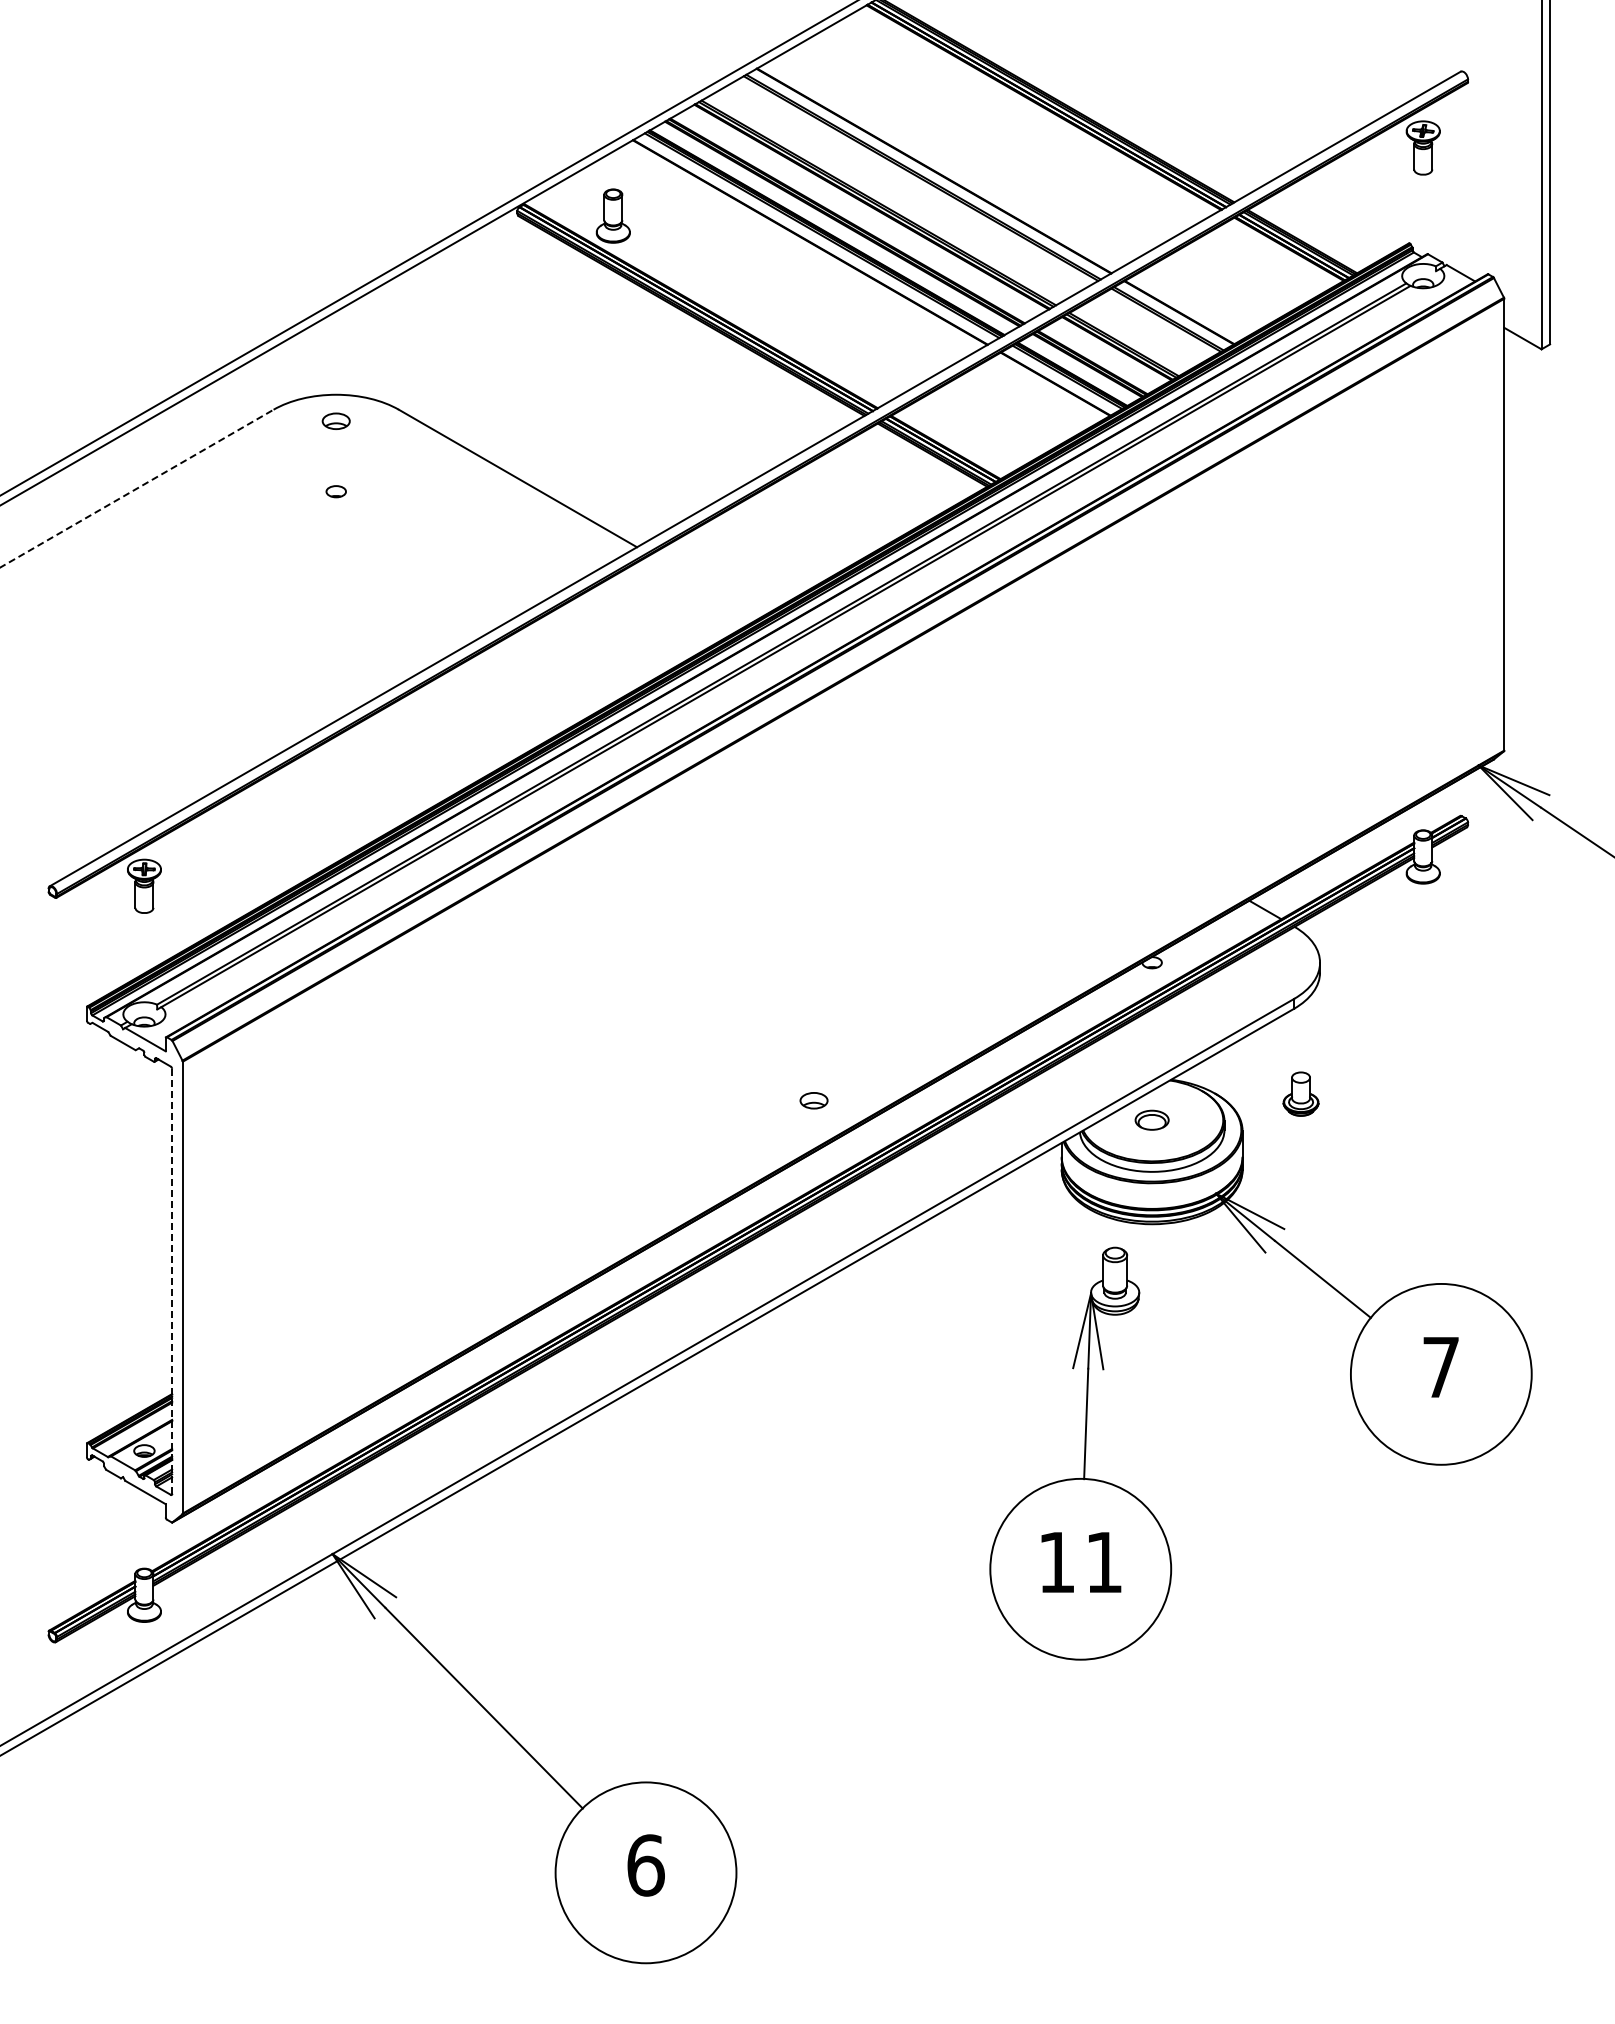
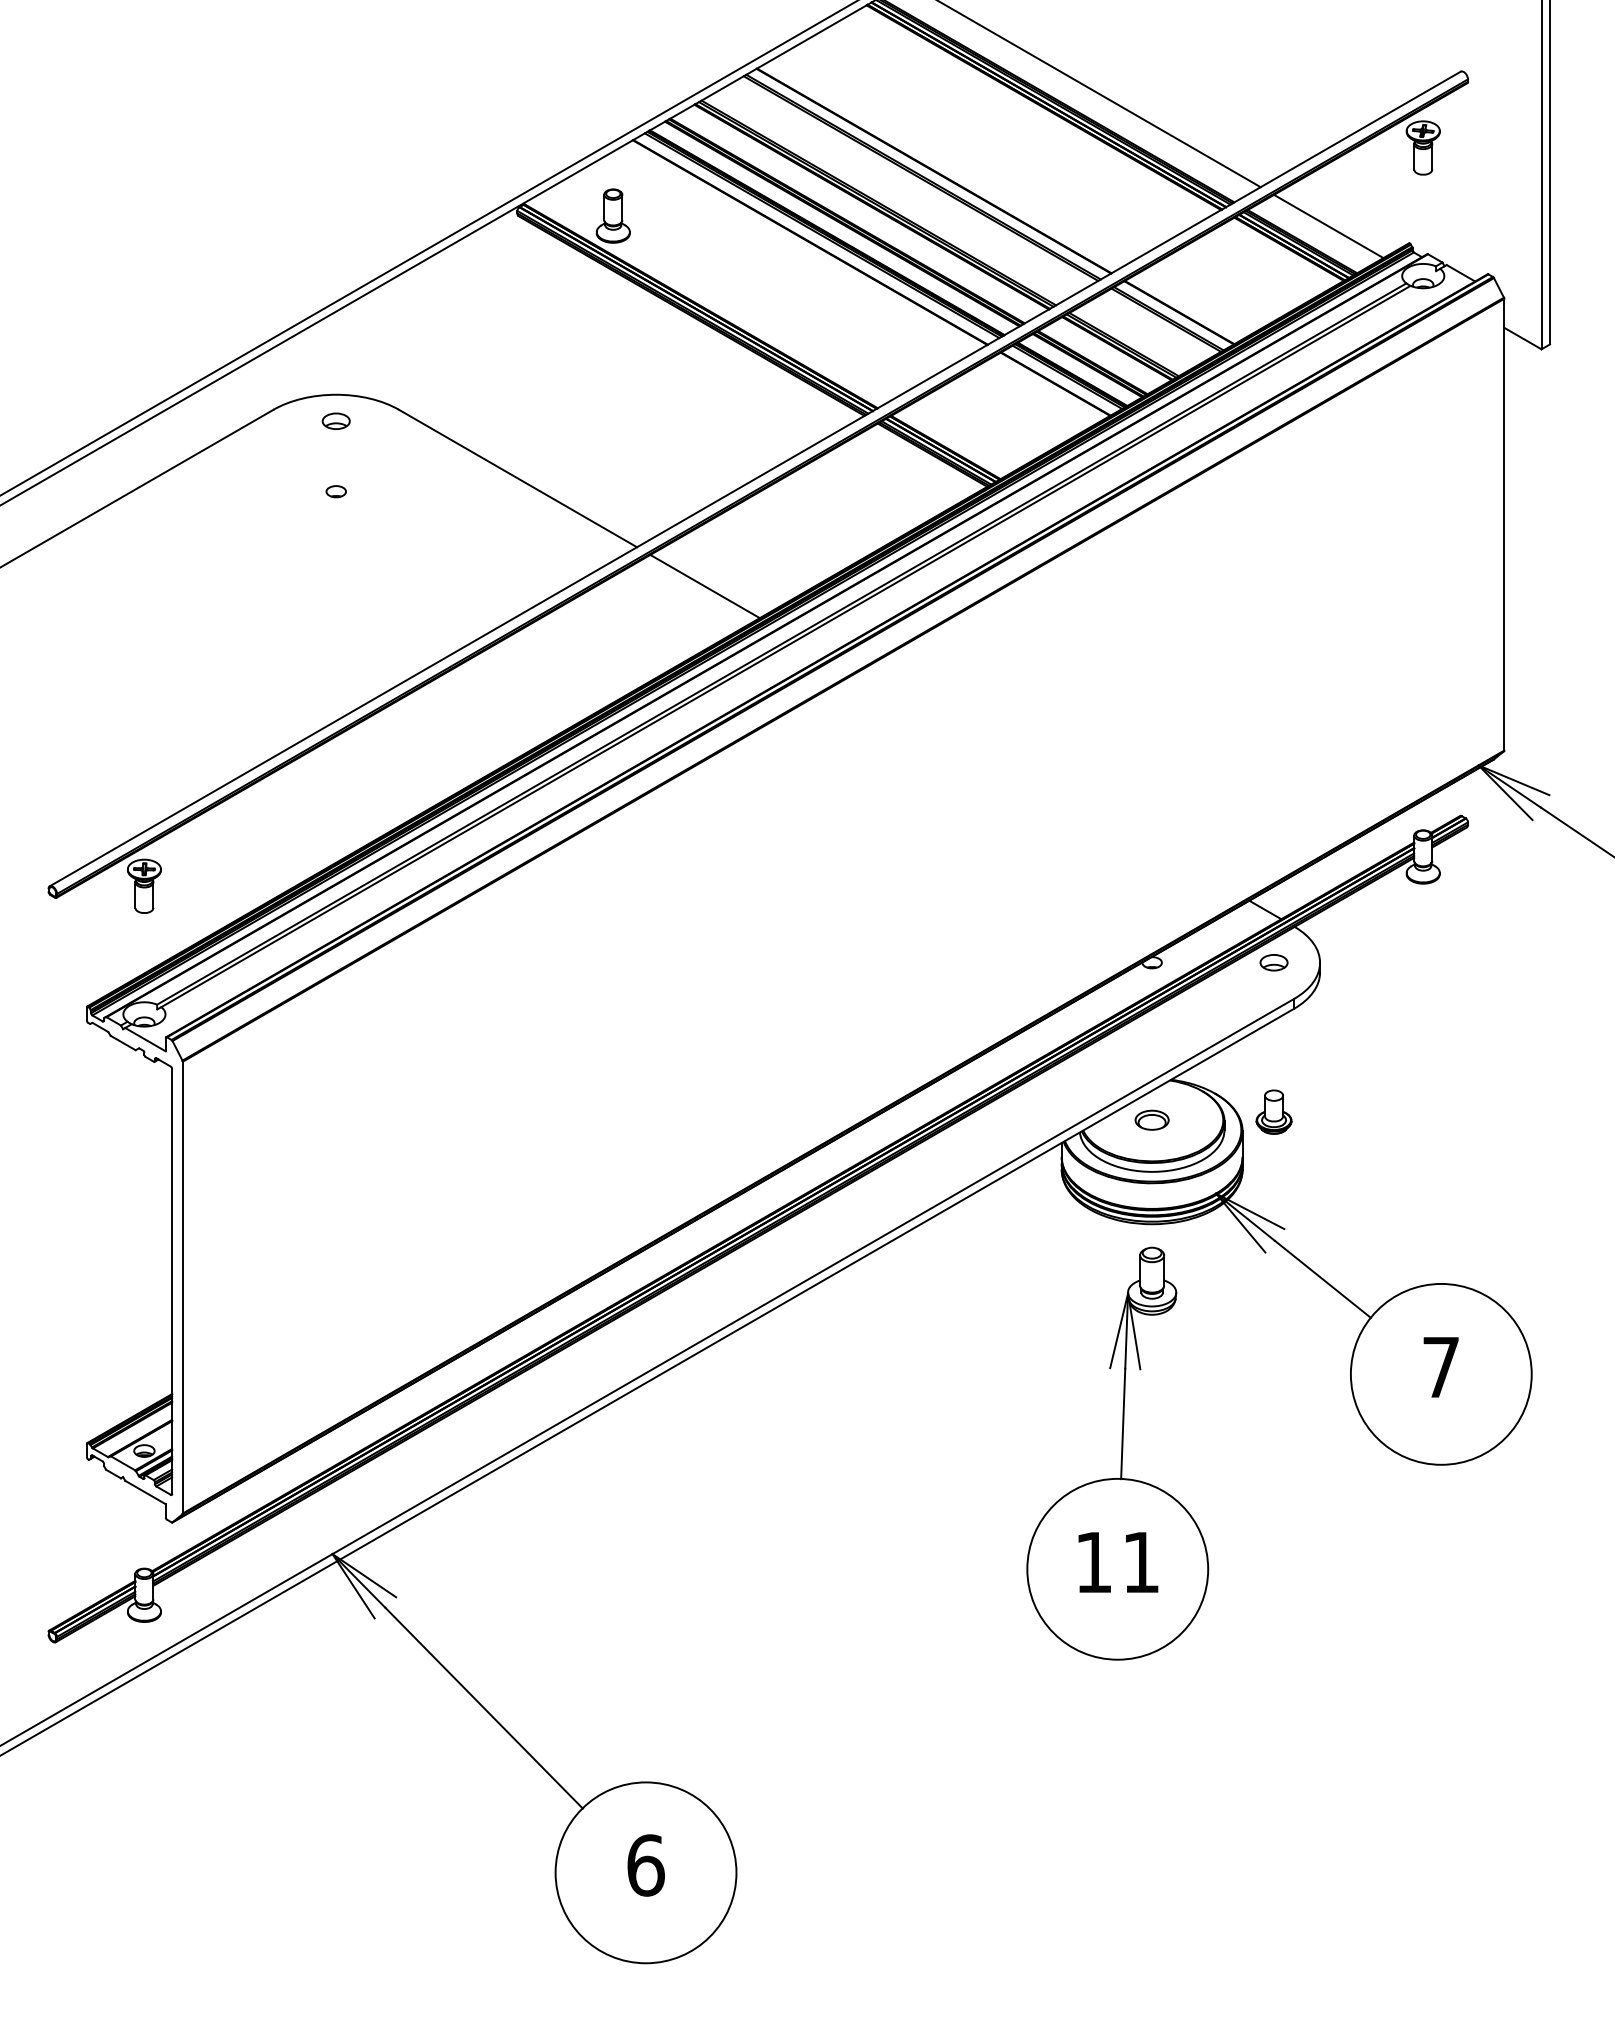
line: none -> present (1099, 94)
line: none -> present (1328, 226)
line: dashed -> solid (136, 488)
line: none -> present (704, 586)
part position: (1300, 1093) -> (1273, 1111) (1273, 1111)
part position: (813, 1100) -> (1273, 962) (1273, 962)
line: dashed -> solid (172, 1281)
part position: (1080, 1453) -> (1117, 1453) (1117, 1453)
